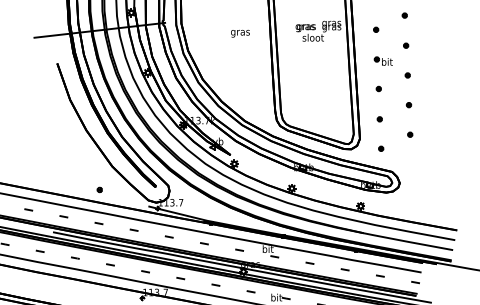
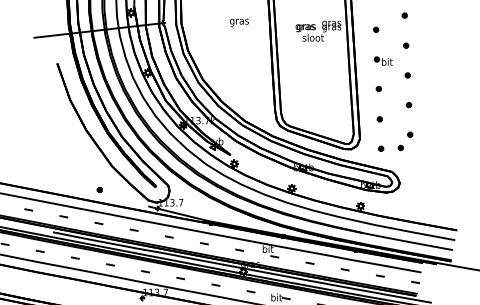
text position: (240, 33) -> (239, 22) (239, 22)
part: none -> present (400, 147)
